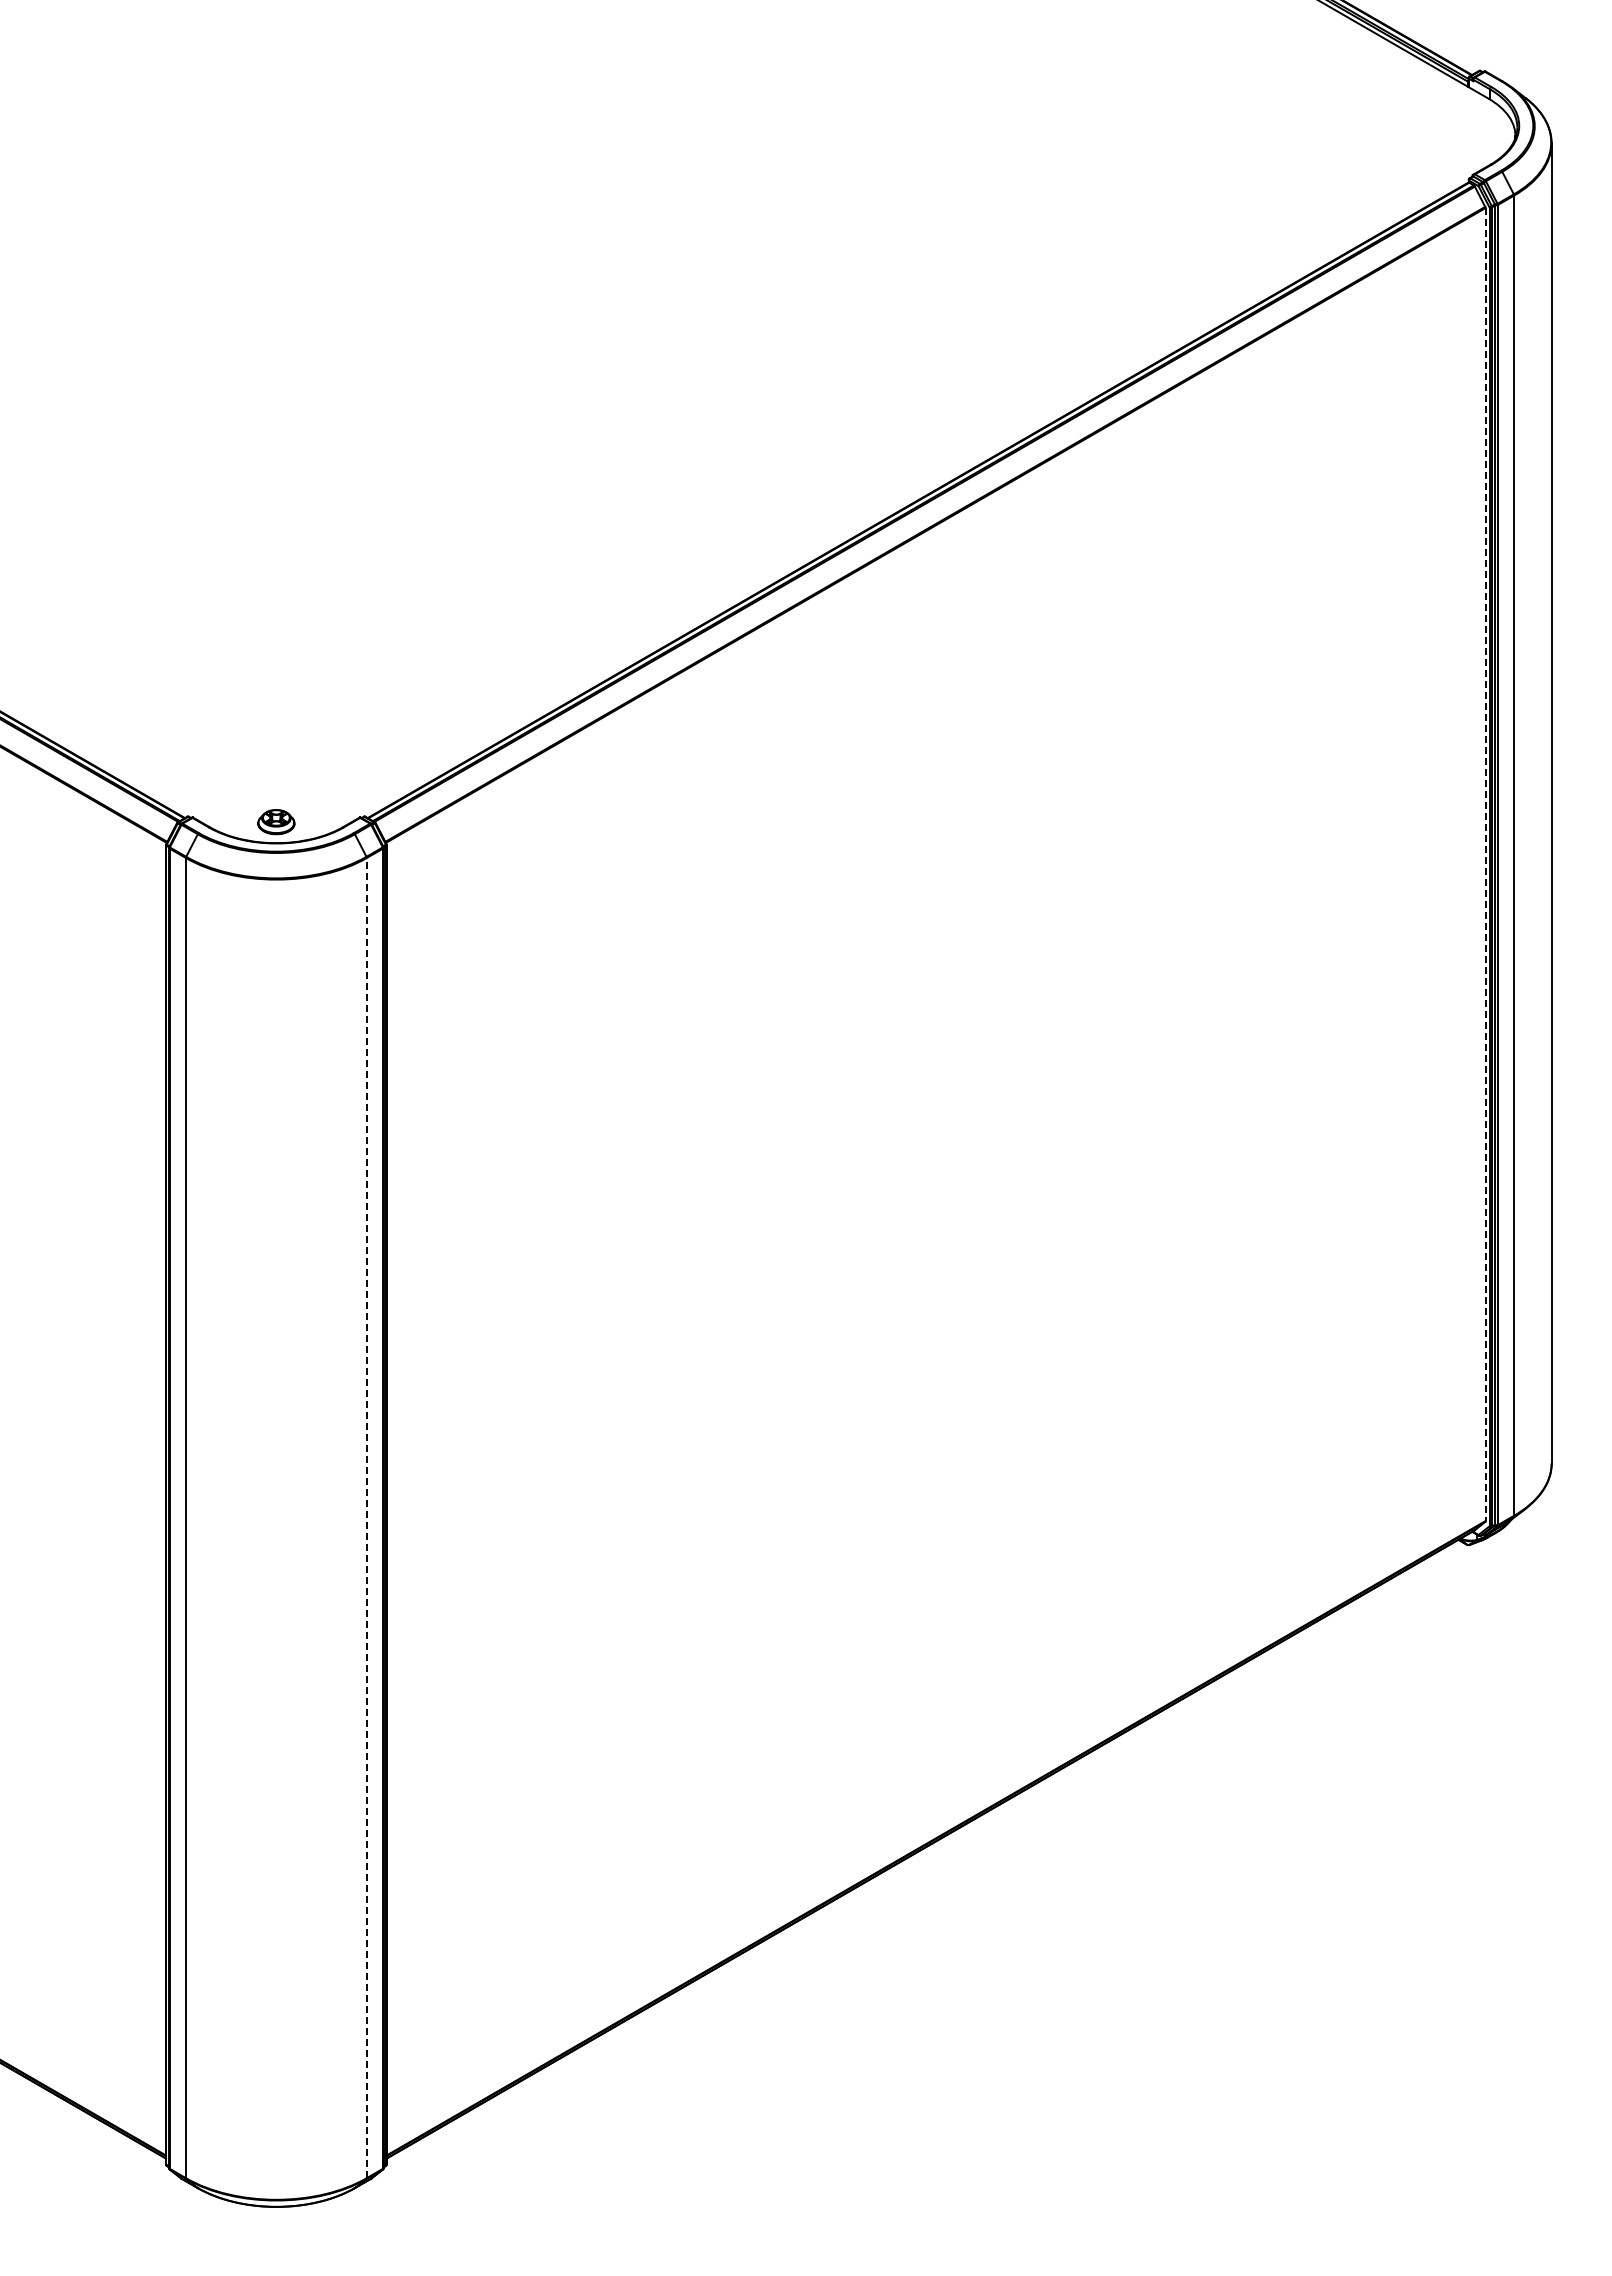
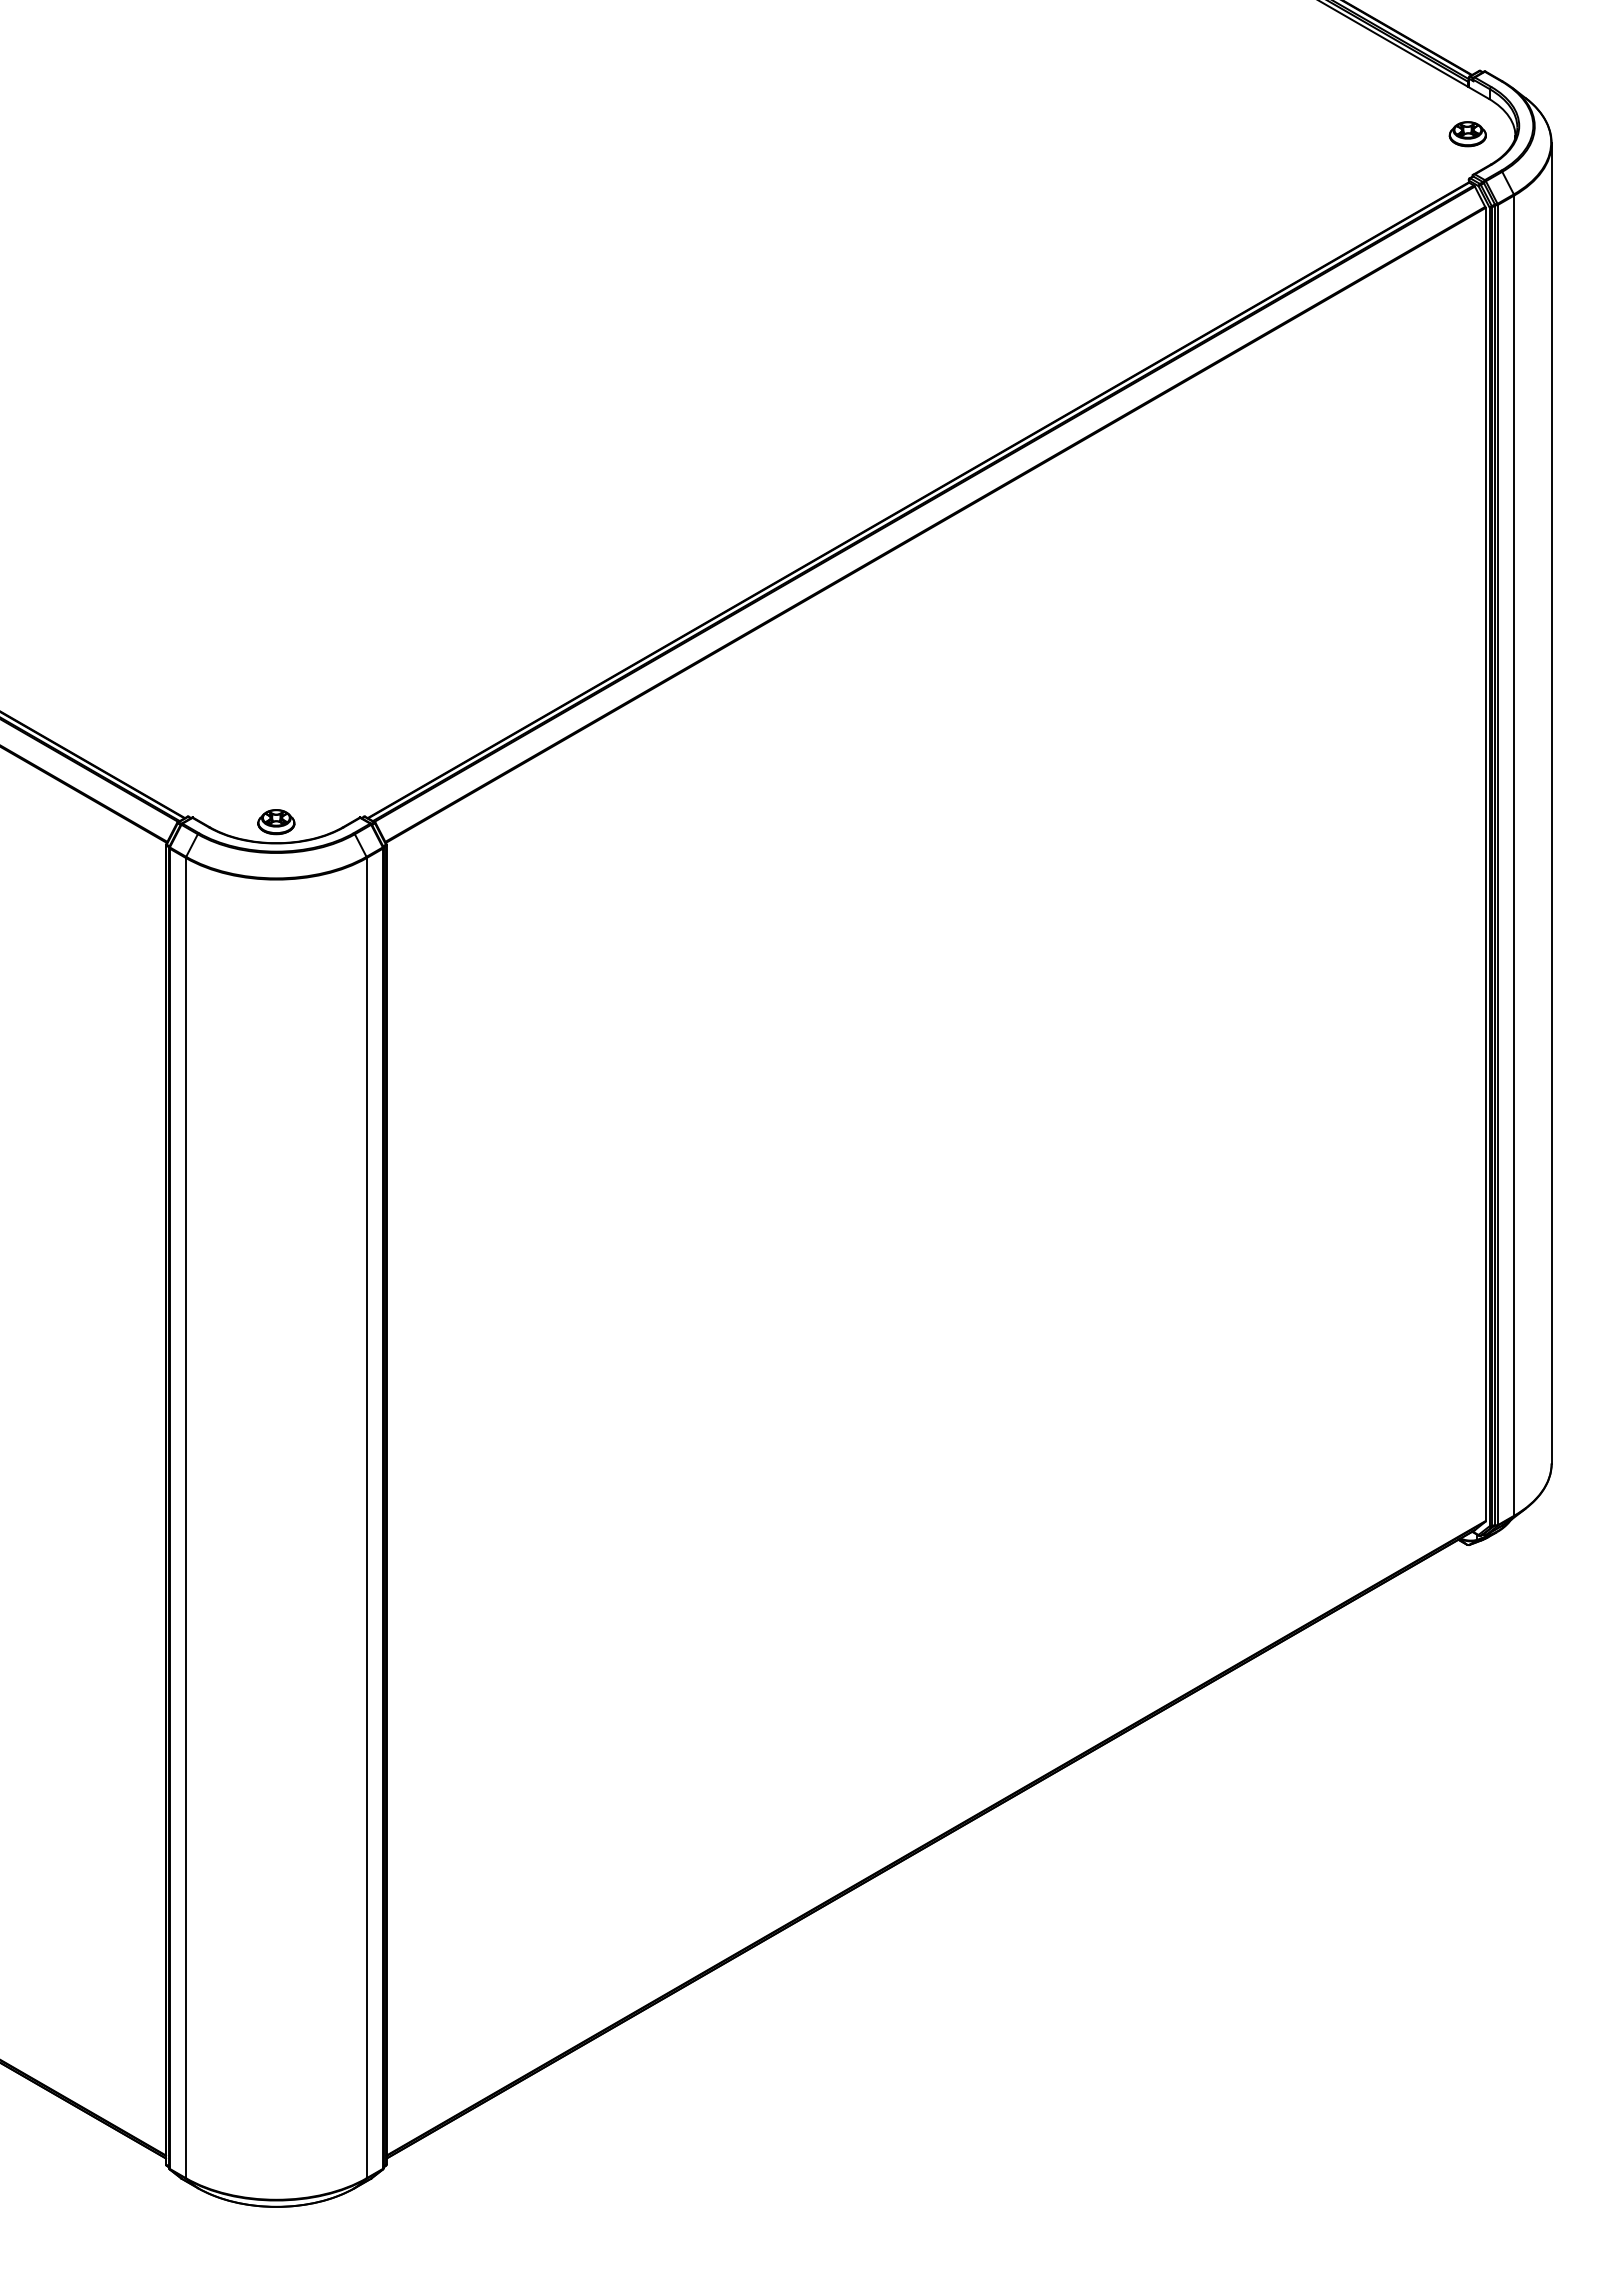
part: none -> present (1467, 134)
line: dashed -> solid (1485, 864)
line: dashed -> solid (366, 1517)
